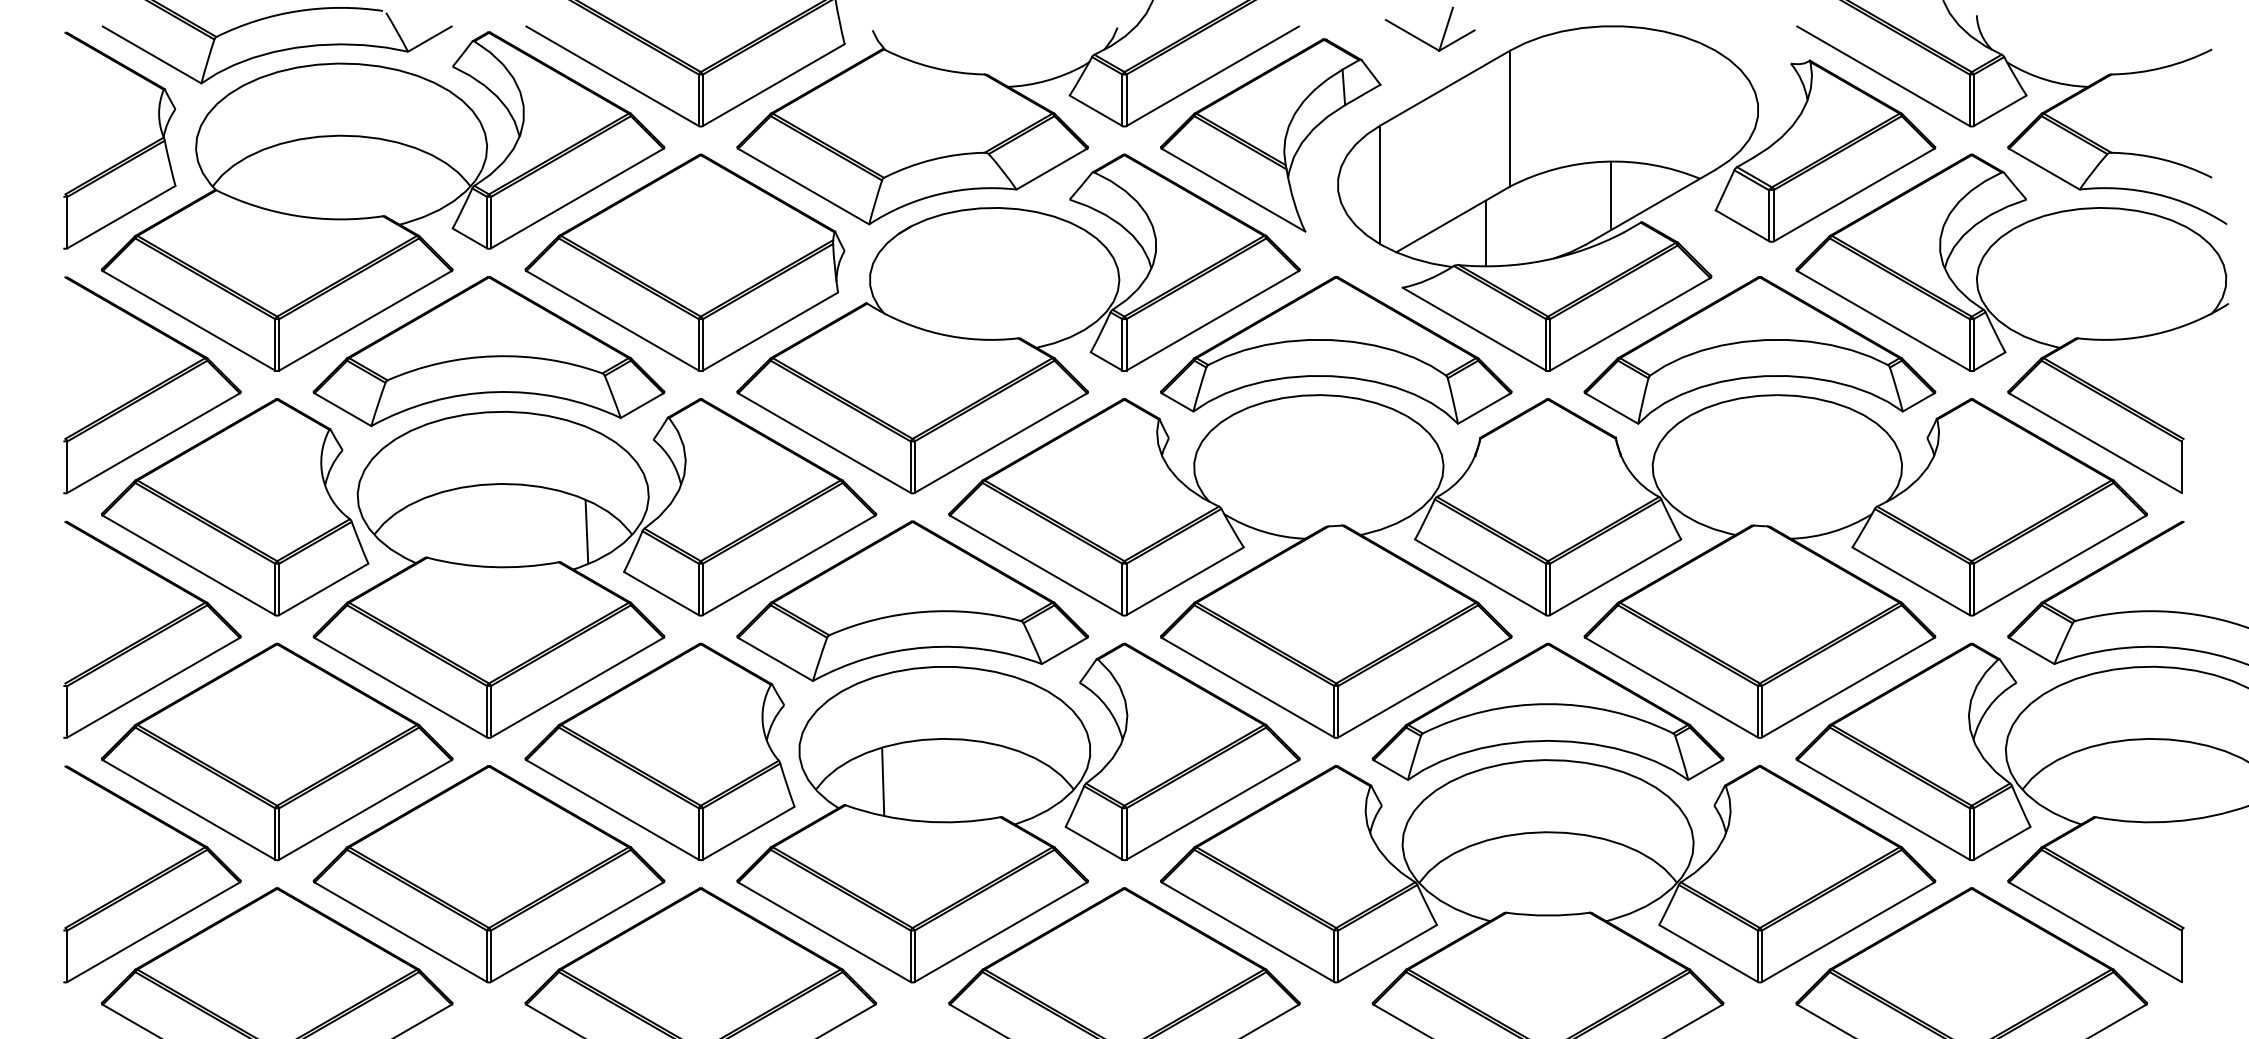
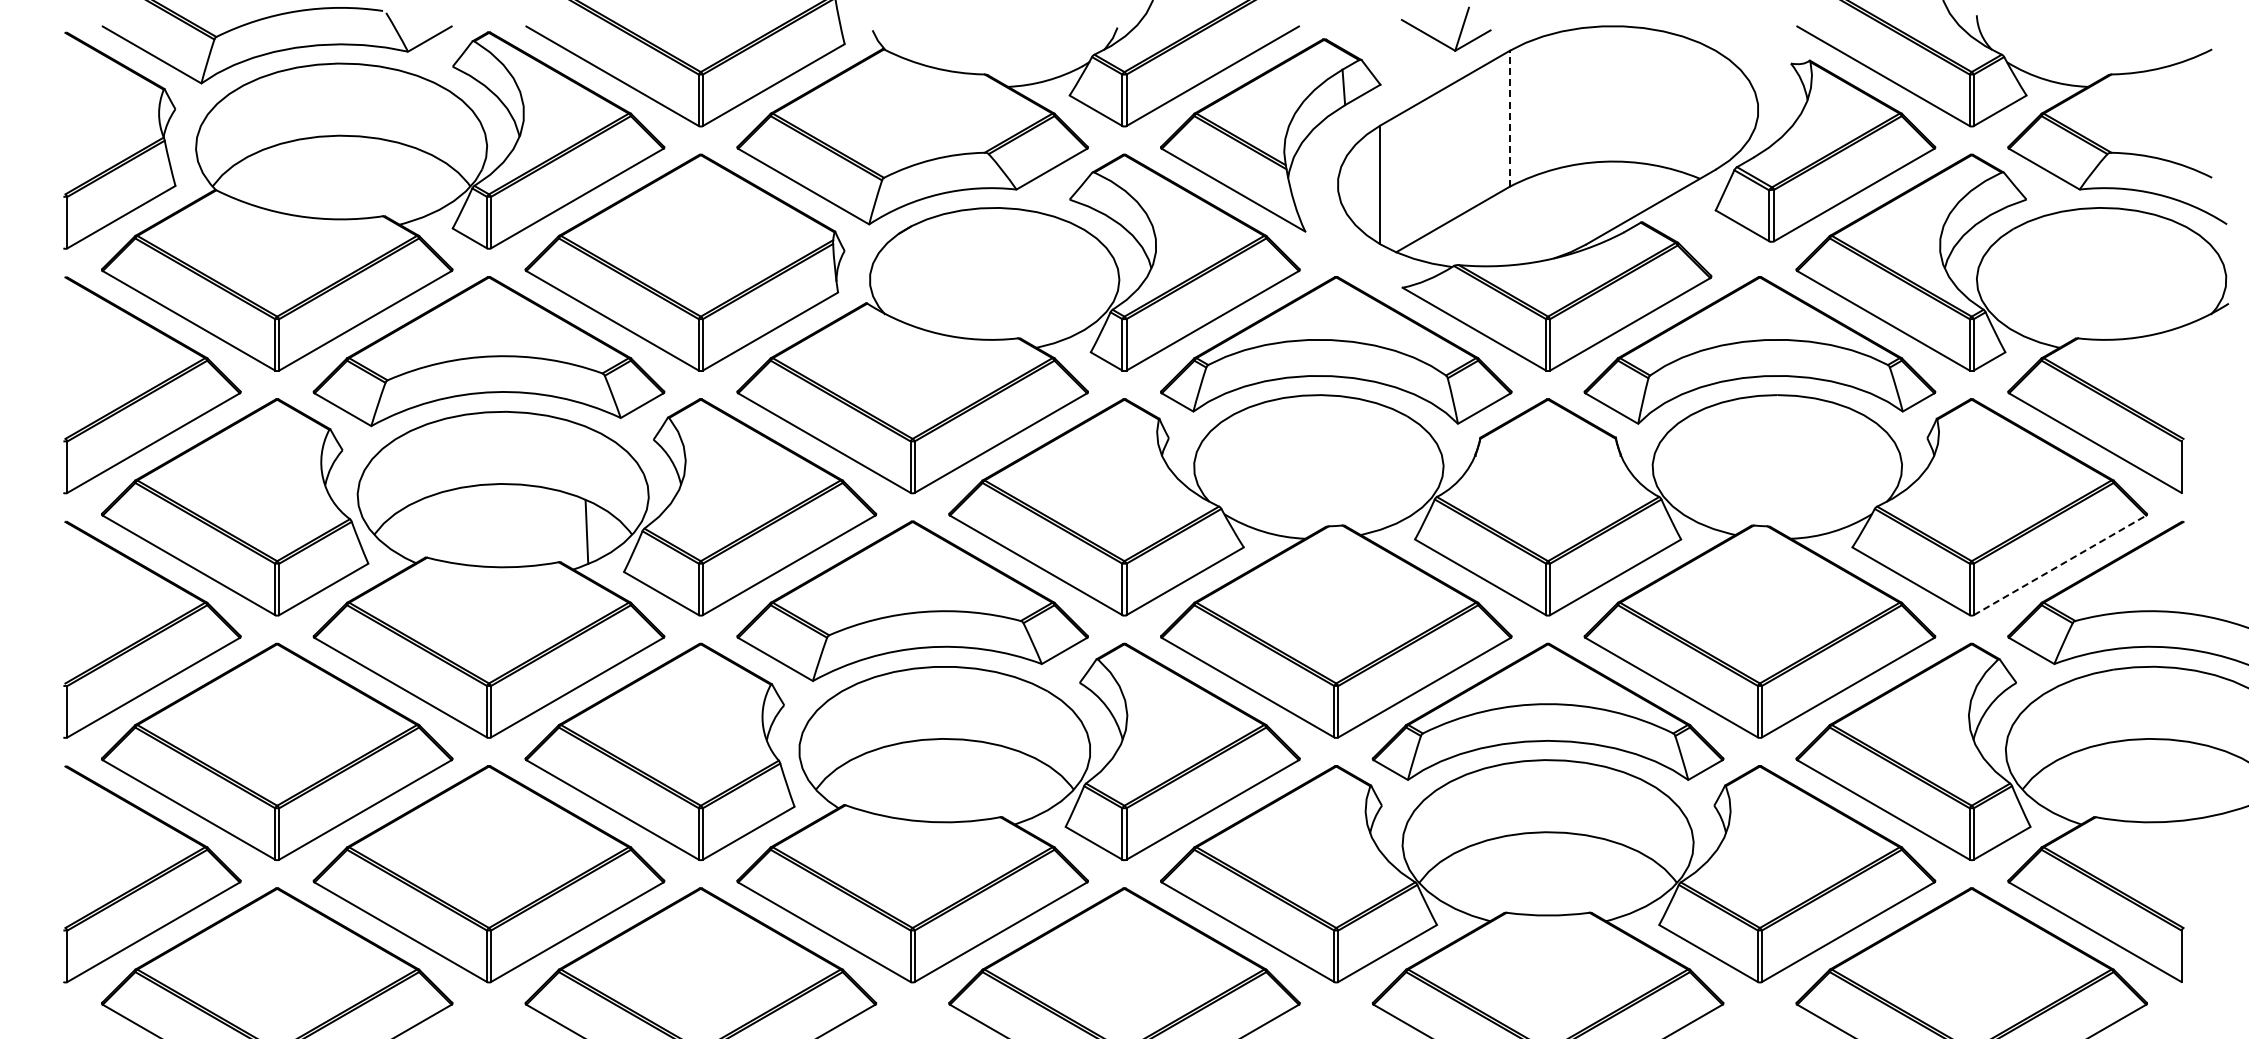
part position: (1423, 40) -> (1439, 40) (1439, 40)
line: solid -> dashed (1509, 118)
line: present -> none (1610, 196)
line: present -> none (1485, 232)
line: solid -> dashed (2060, 565)
line: present -> none (883, 781)
